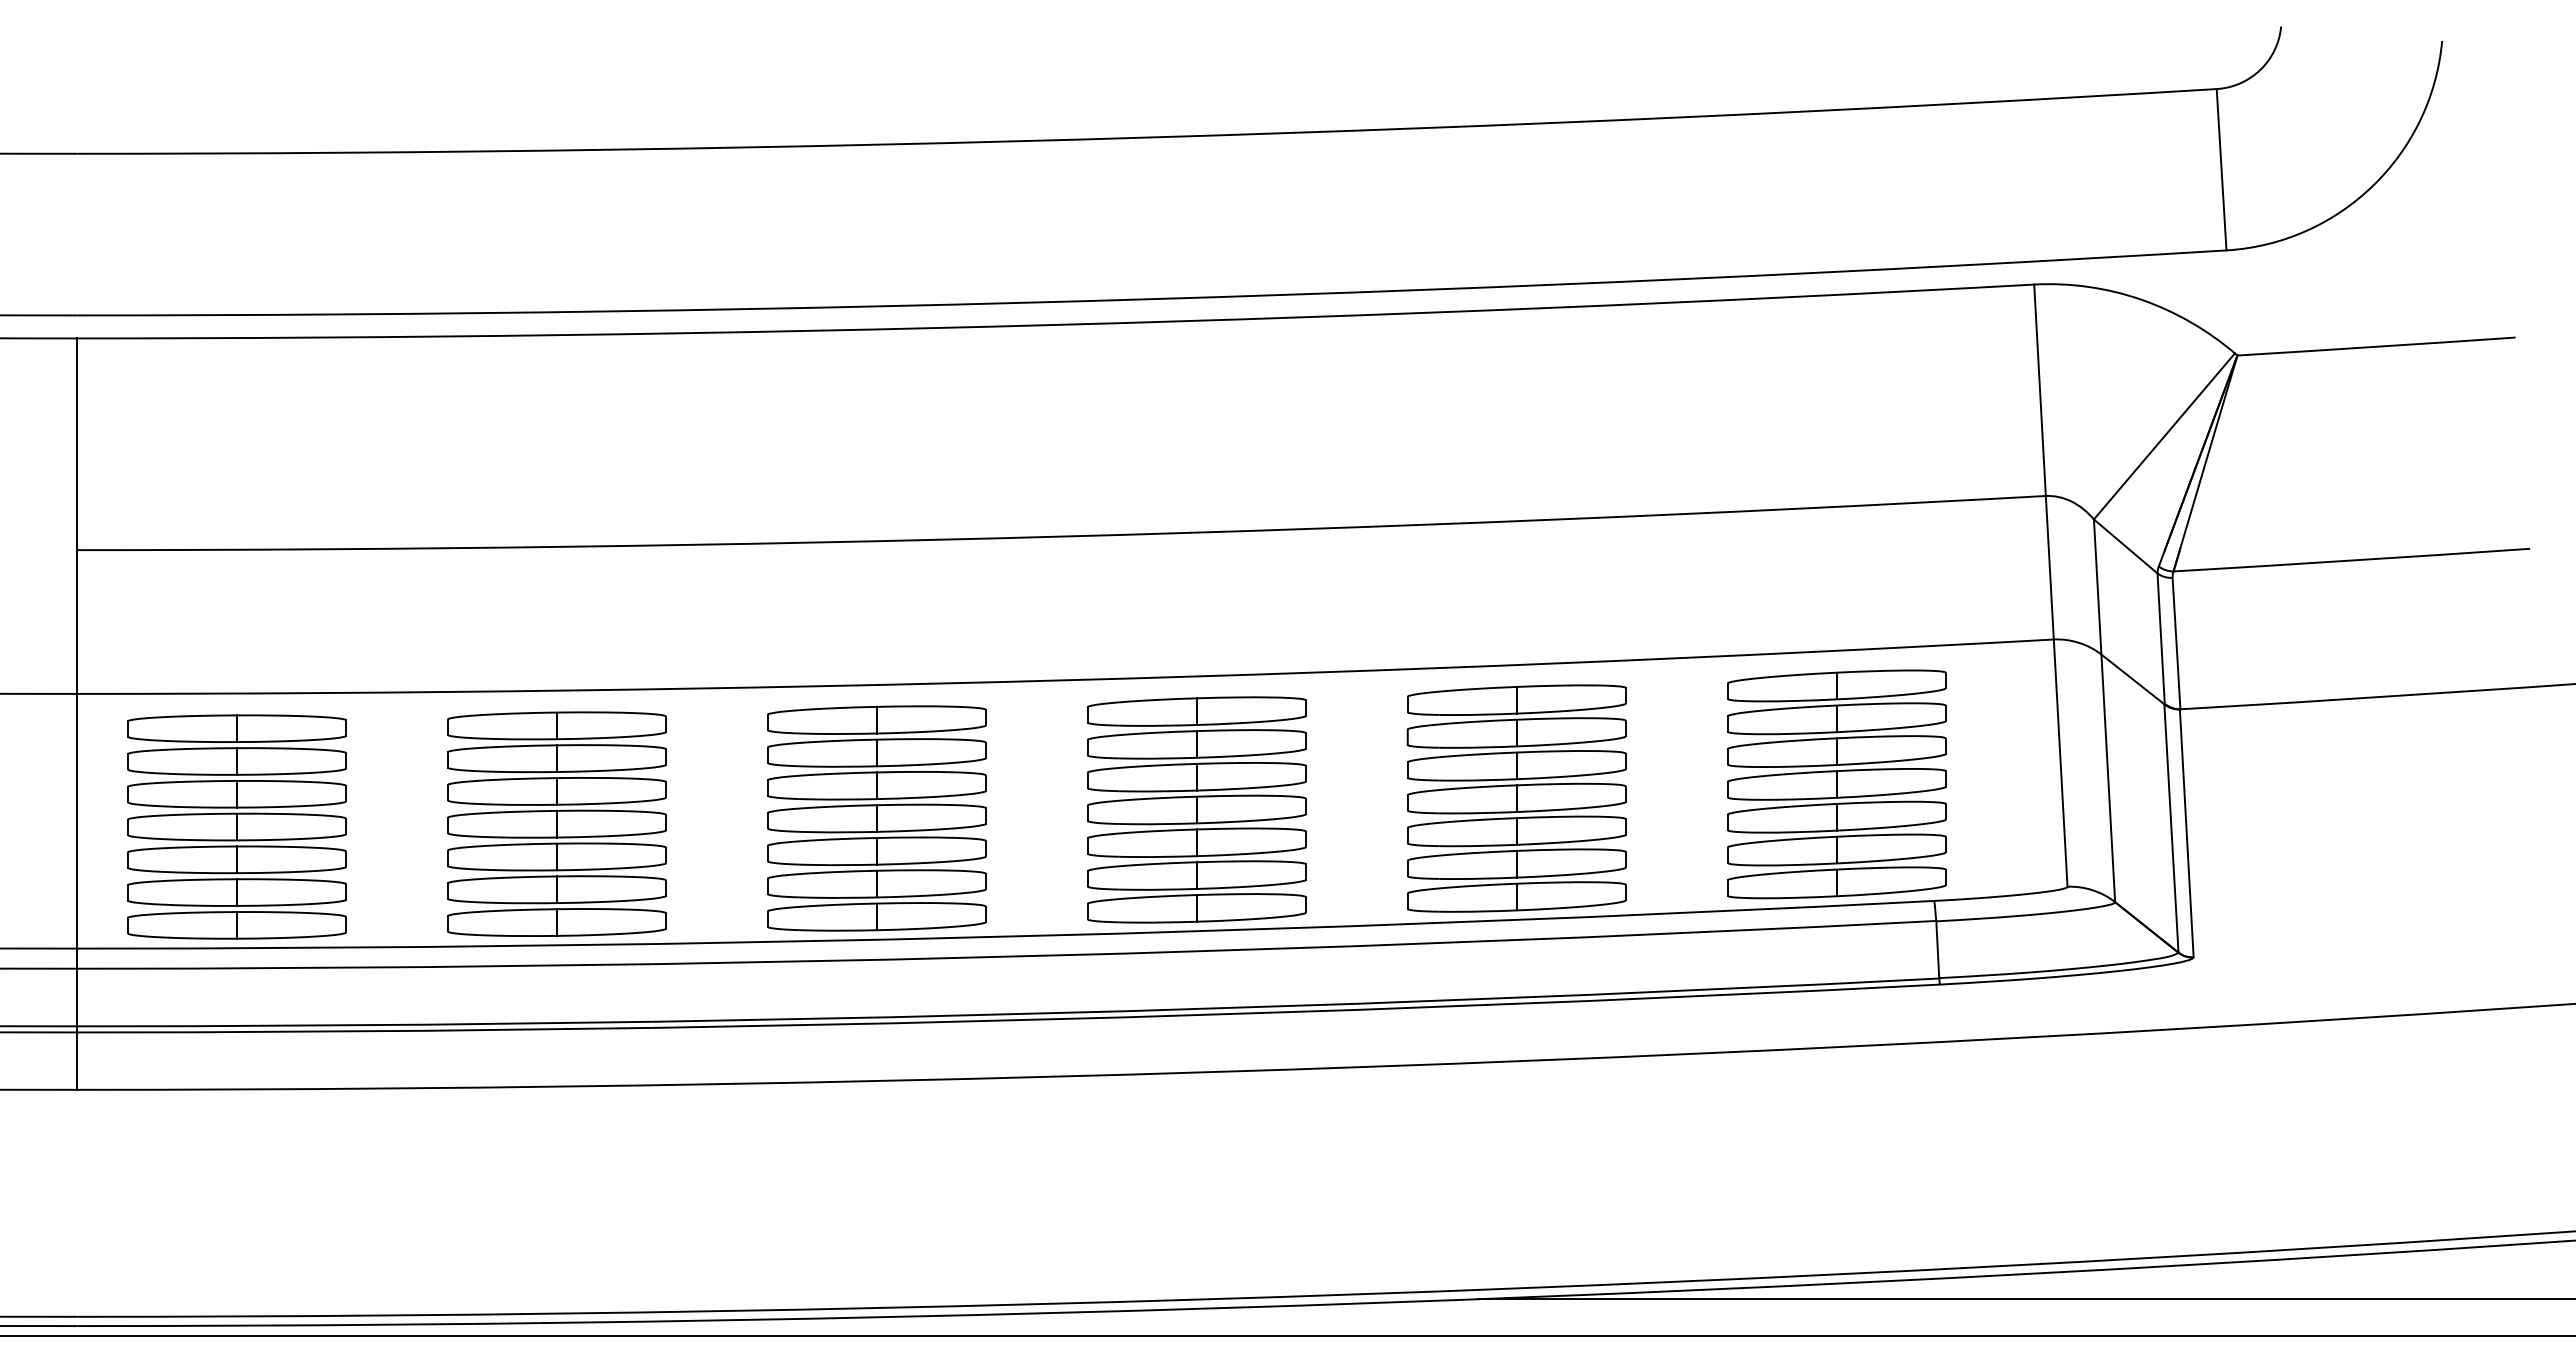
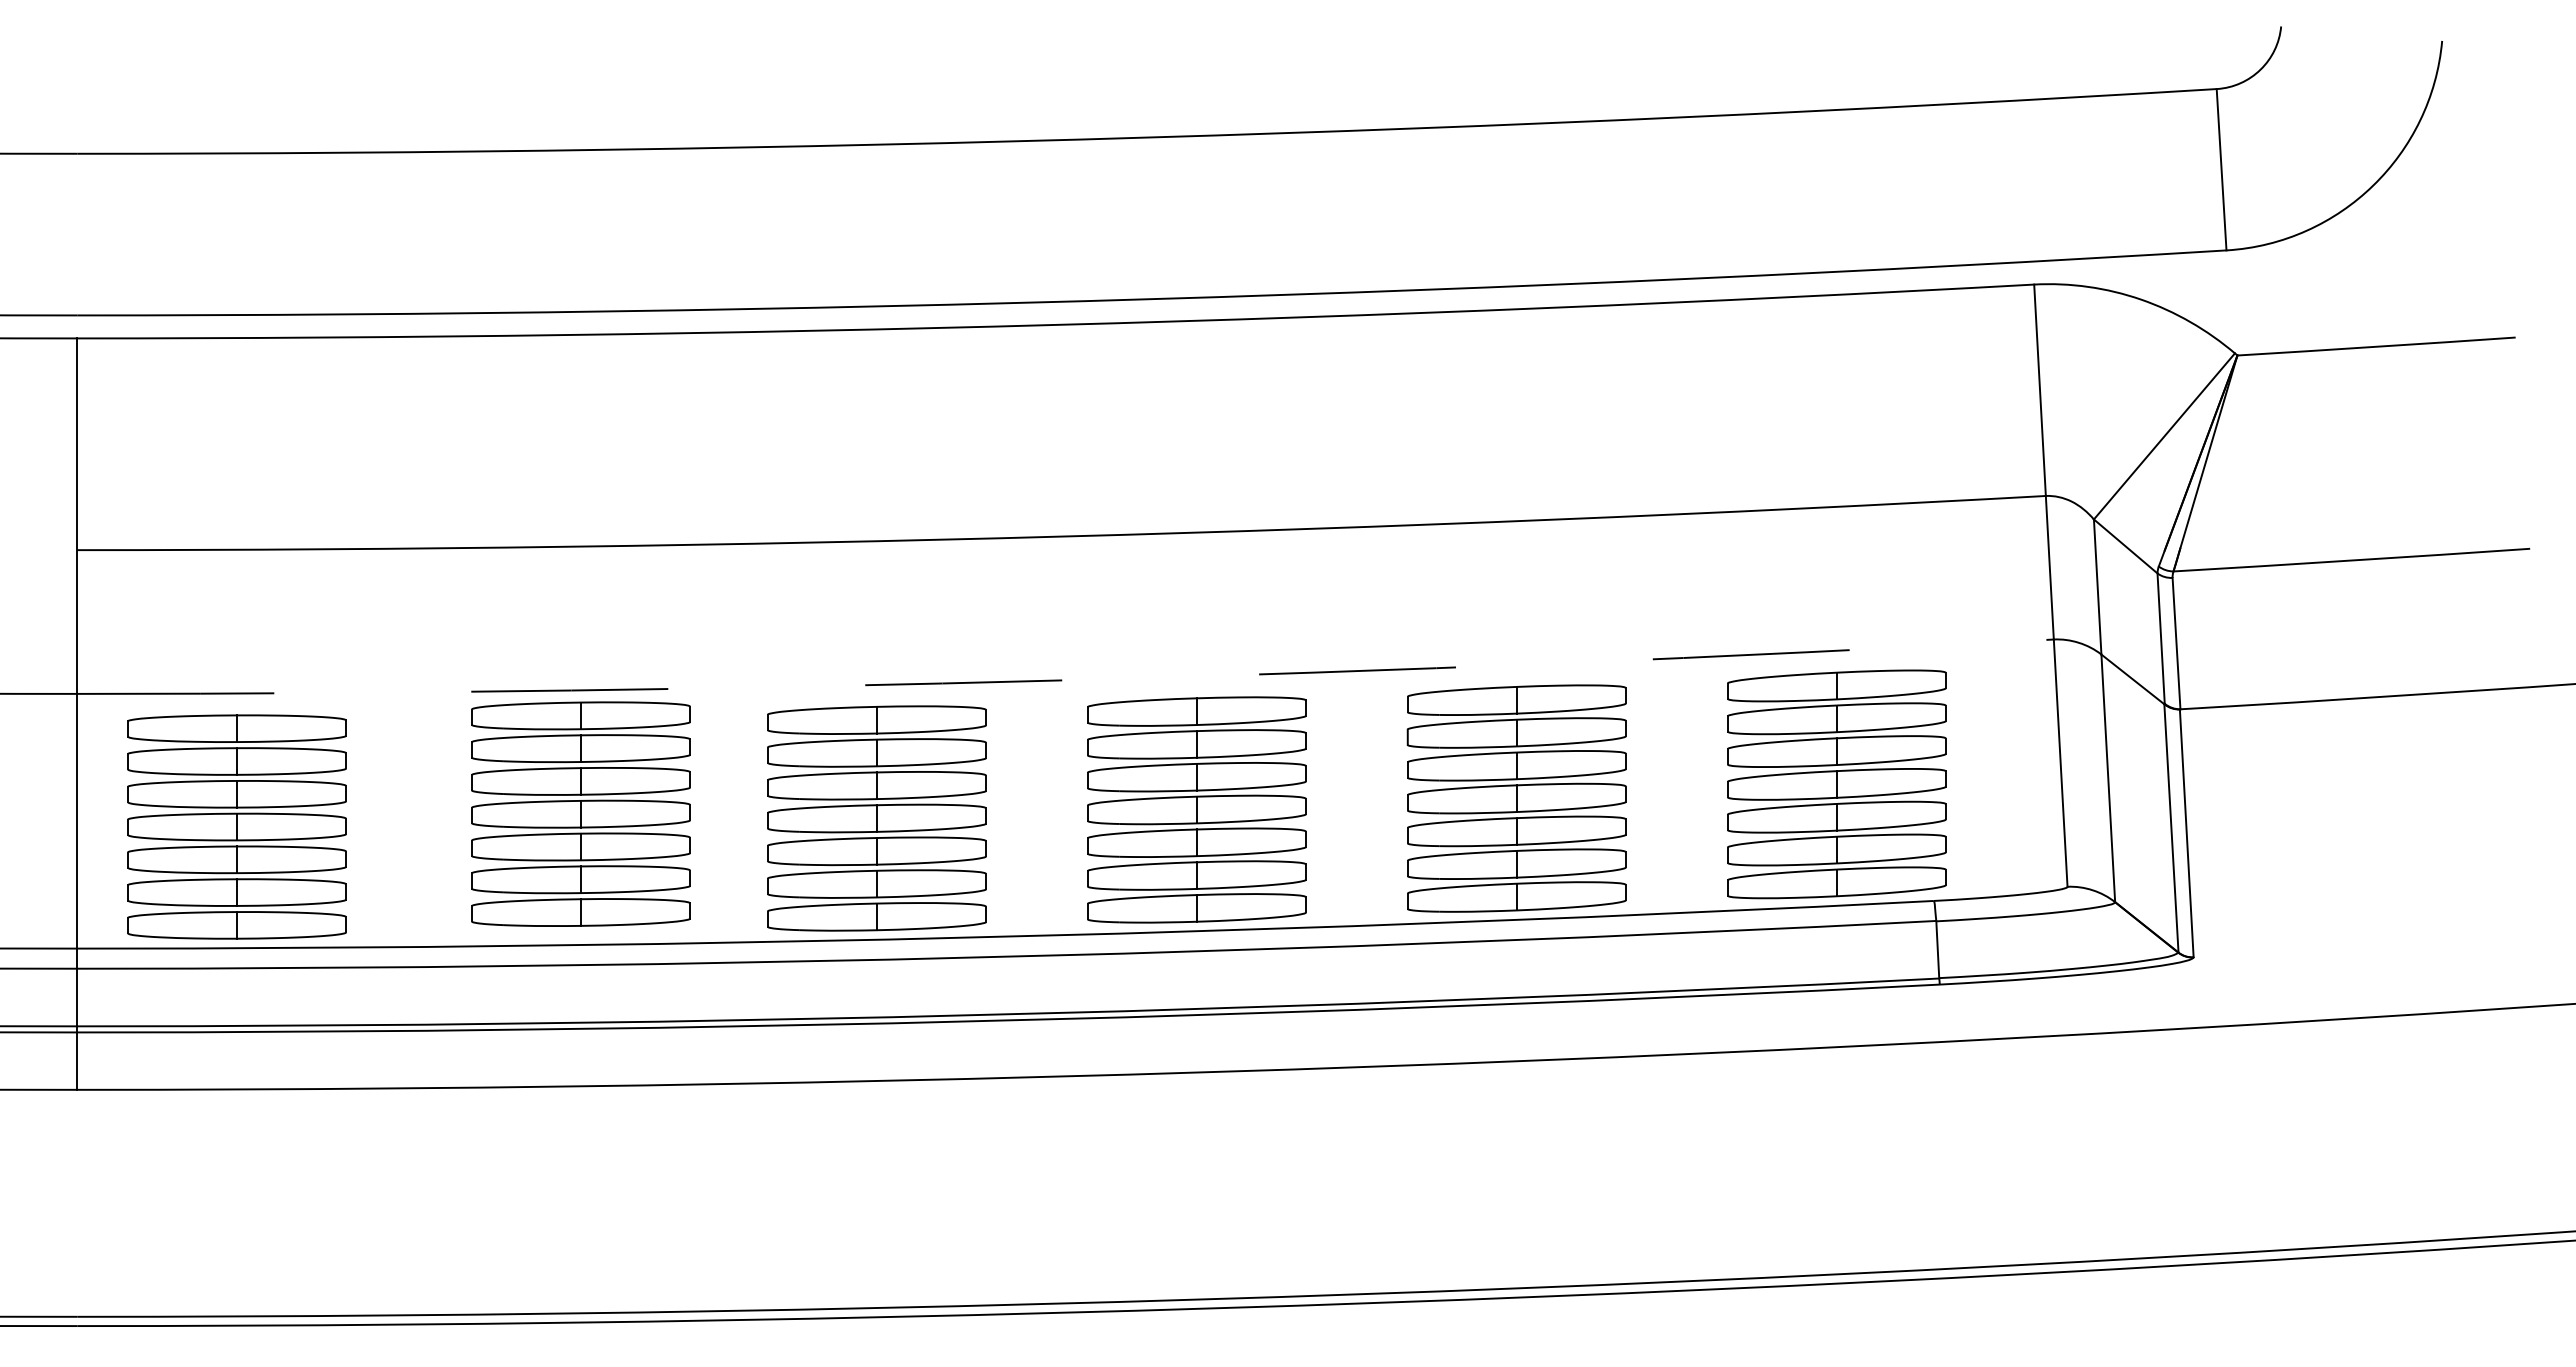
arc: solid -> dashed (1065, 680)
part position: (556, 823) -> (580, 813) (580, 813)
line: present -> none (2024, 1299)
line: present -> none (1287, 1336)
